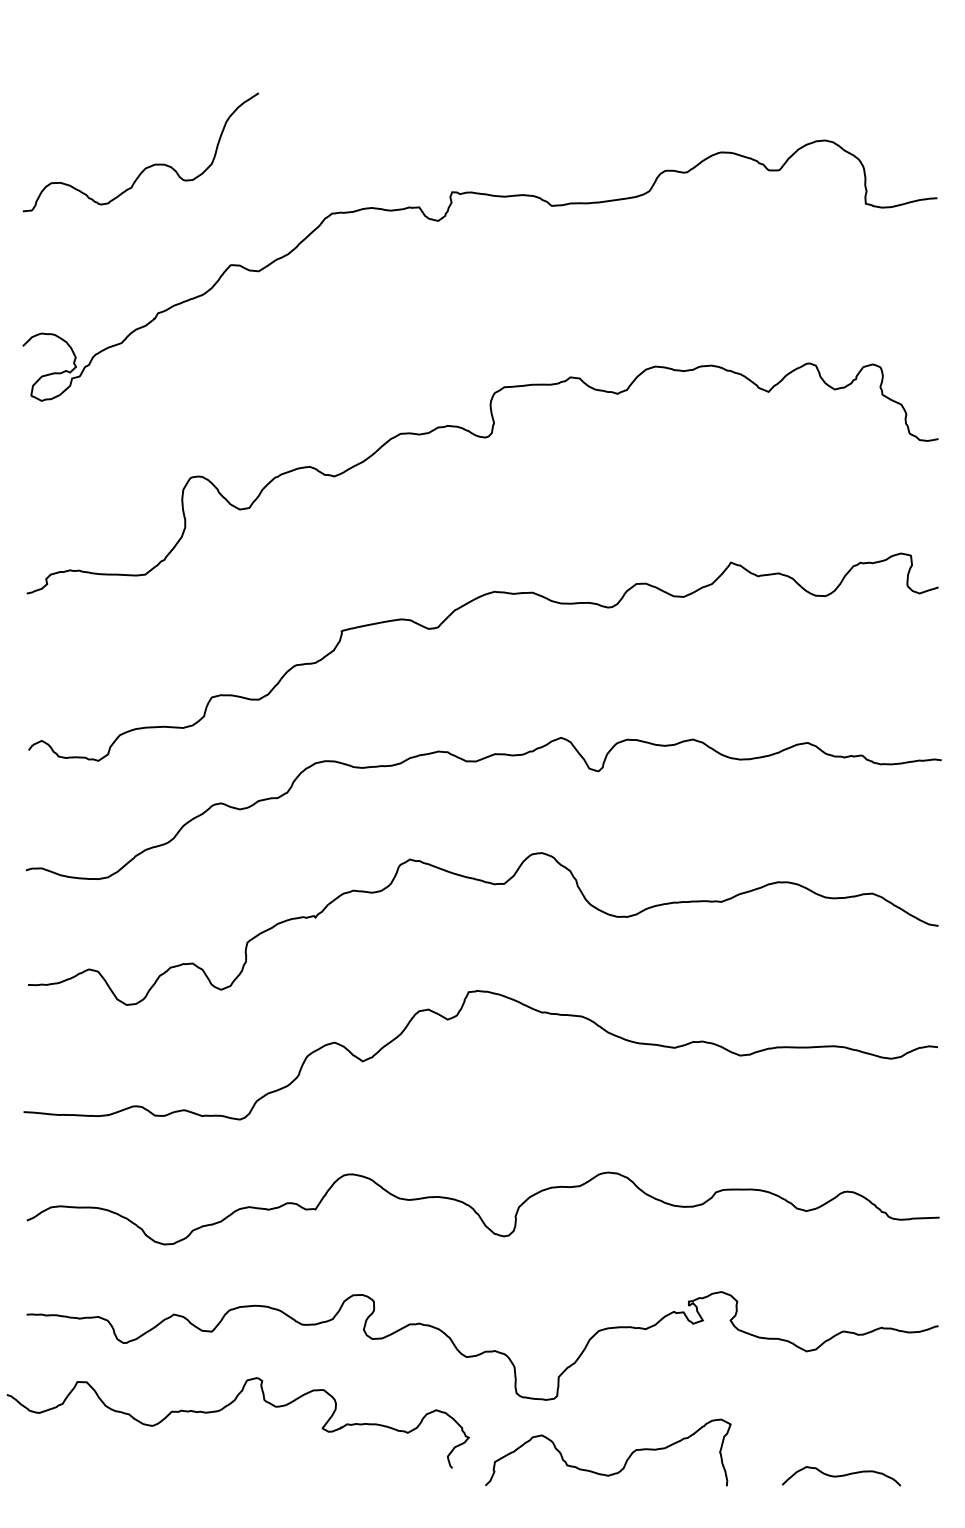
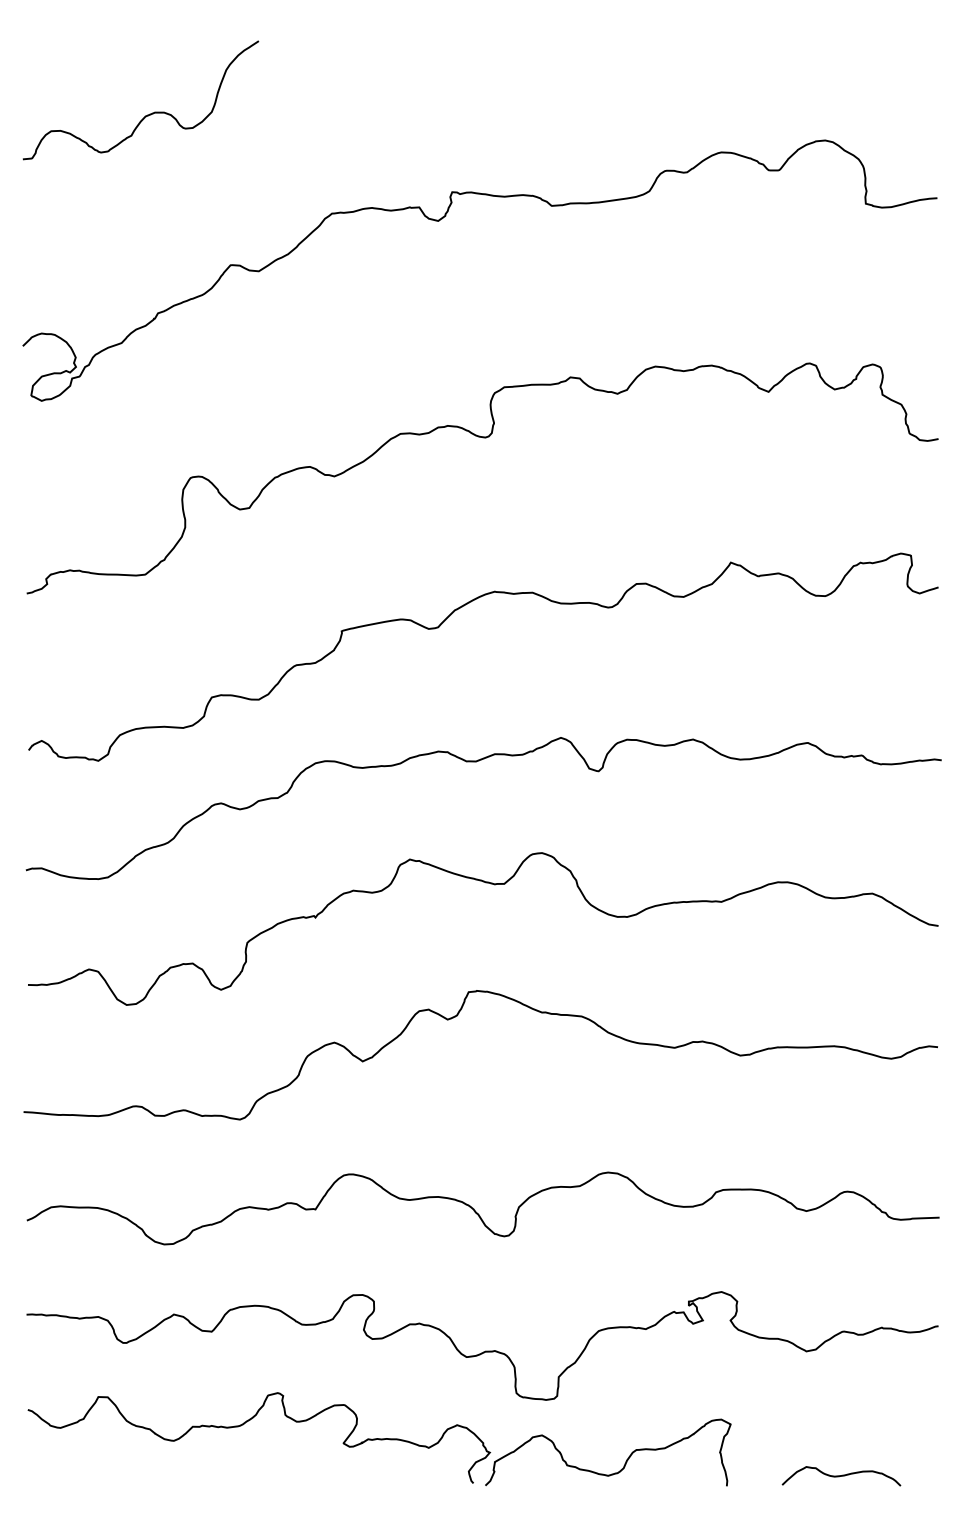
curve position: (147, 166) -> (147, 114) (147, 114)
curve position: (226, 1407) -> (247, 1422) (247, 1422)
